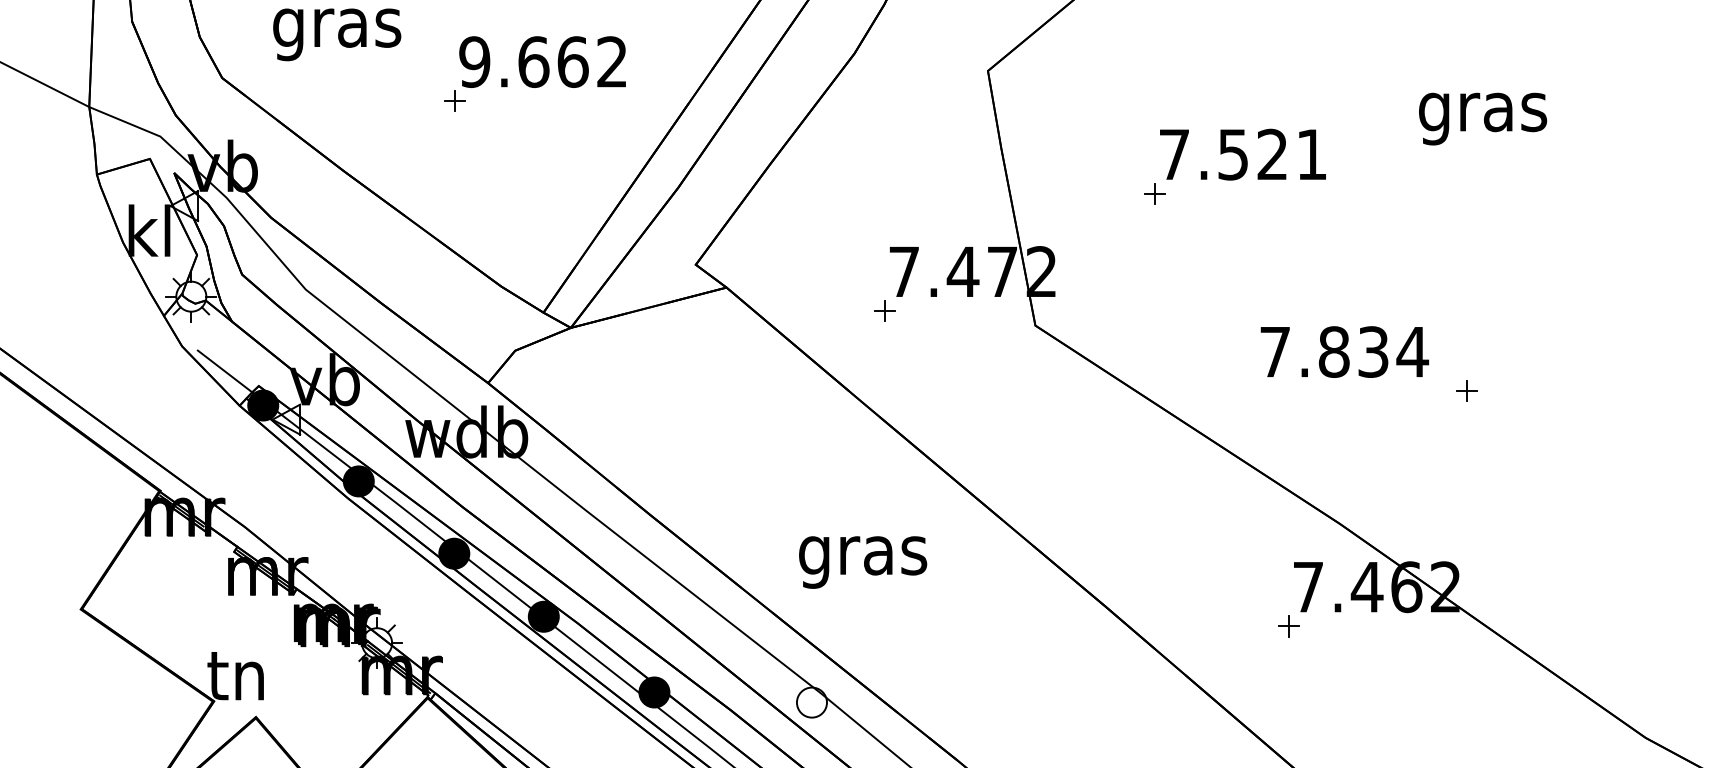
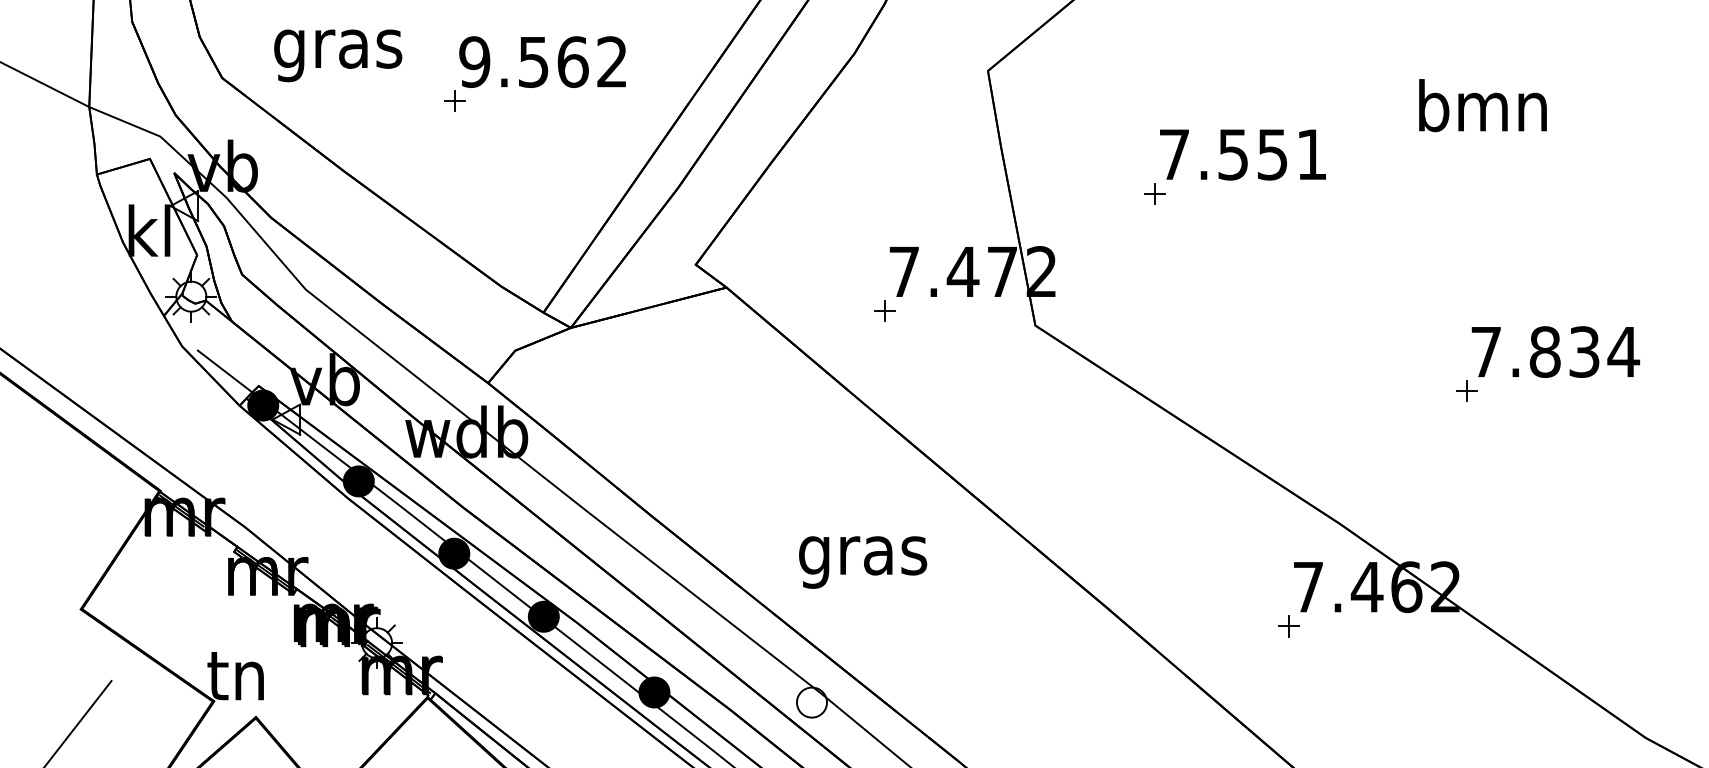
text position: (337, 34) -> (338, 55) (338, 55)
text: 9.662 -> 9.562 (533, 62)
text: gras -> bmn (1483, 112)
text: 7.521 -> 7.551 (1271, 154)
text position: (1344, 351) -> (1555, 351) (1555, 351)
line: none -> present (78, 722)
